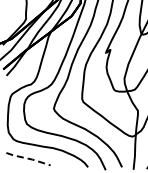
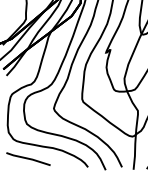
line: dashed -> solid (28, 158)
